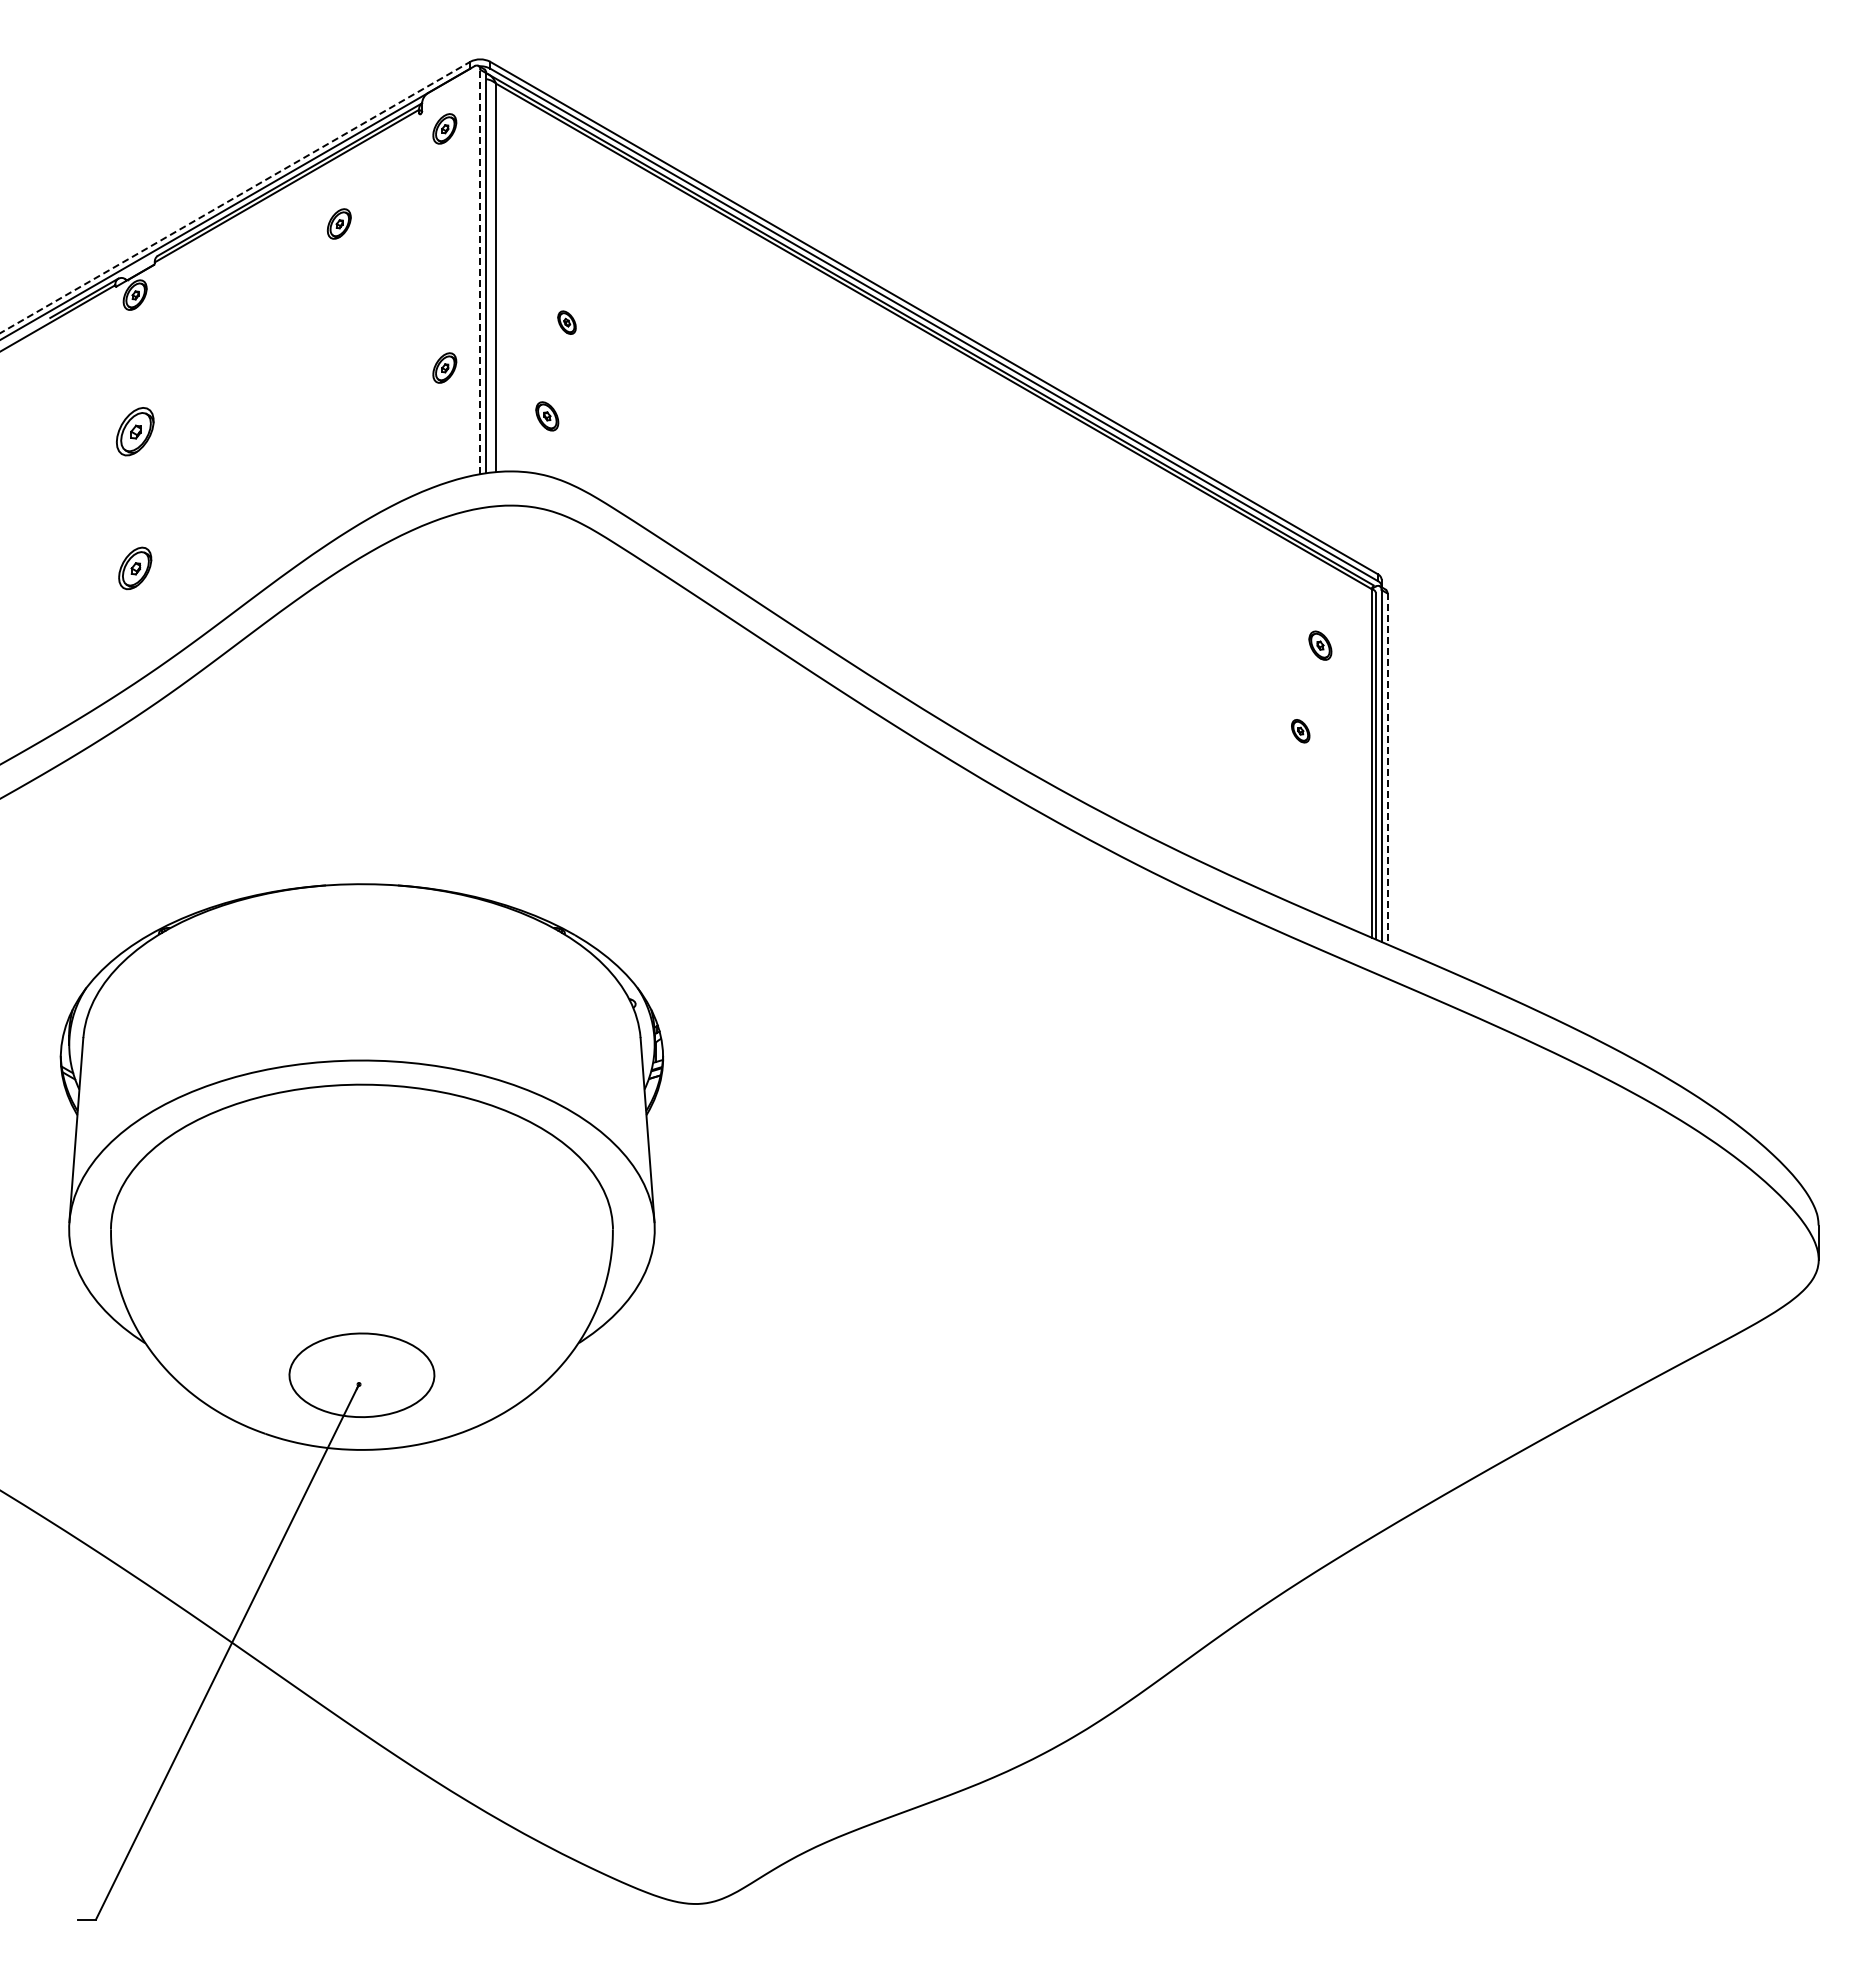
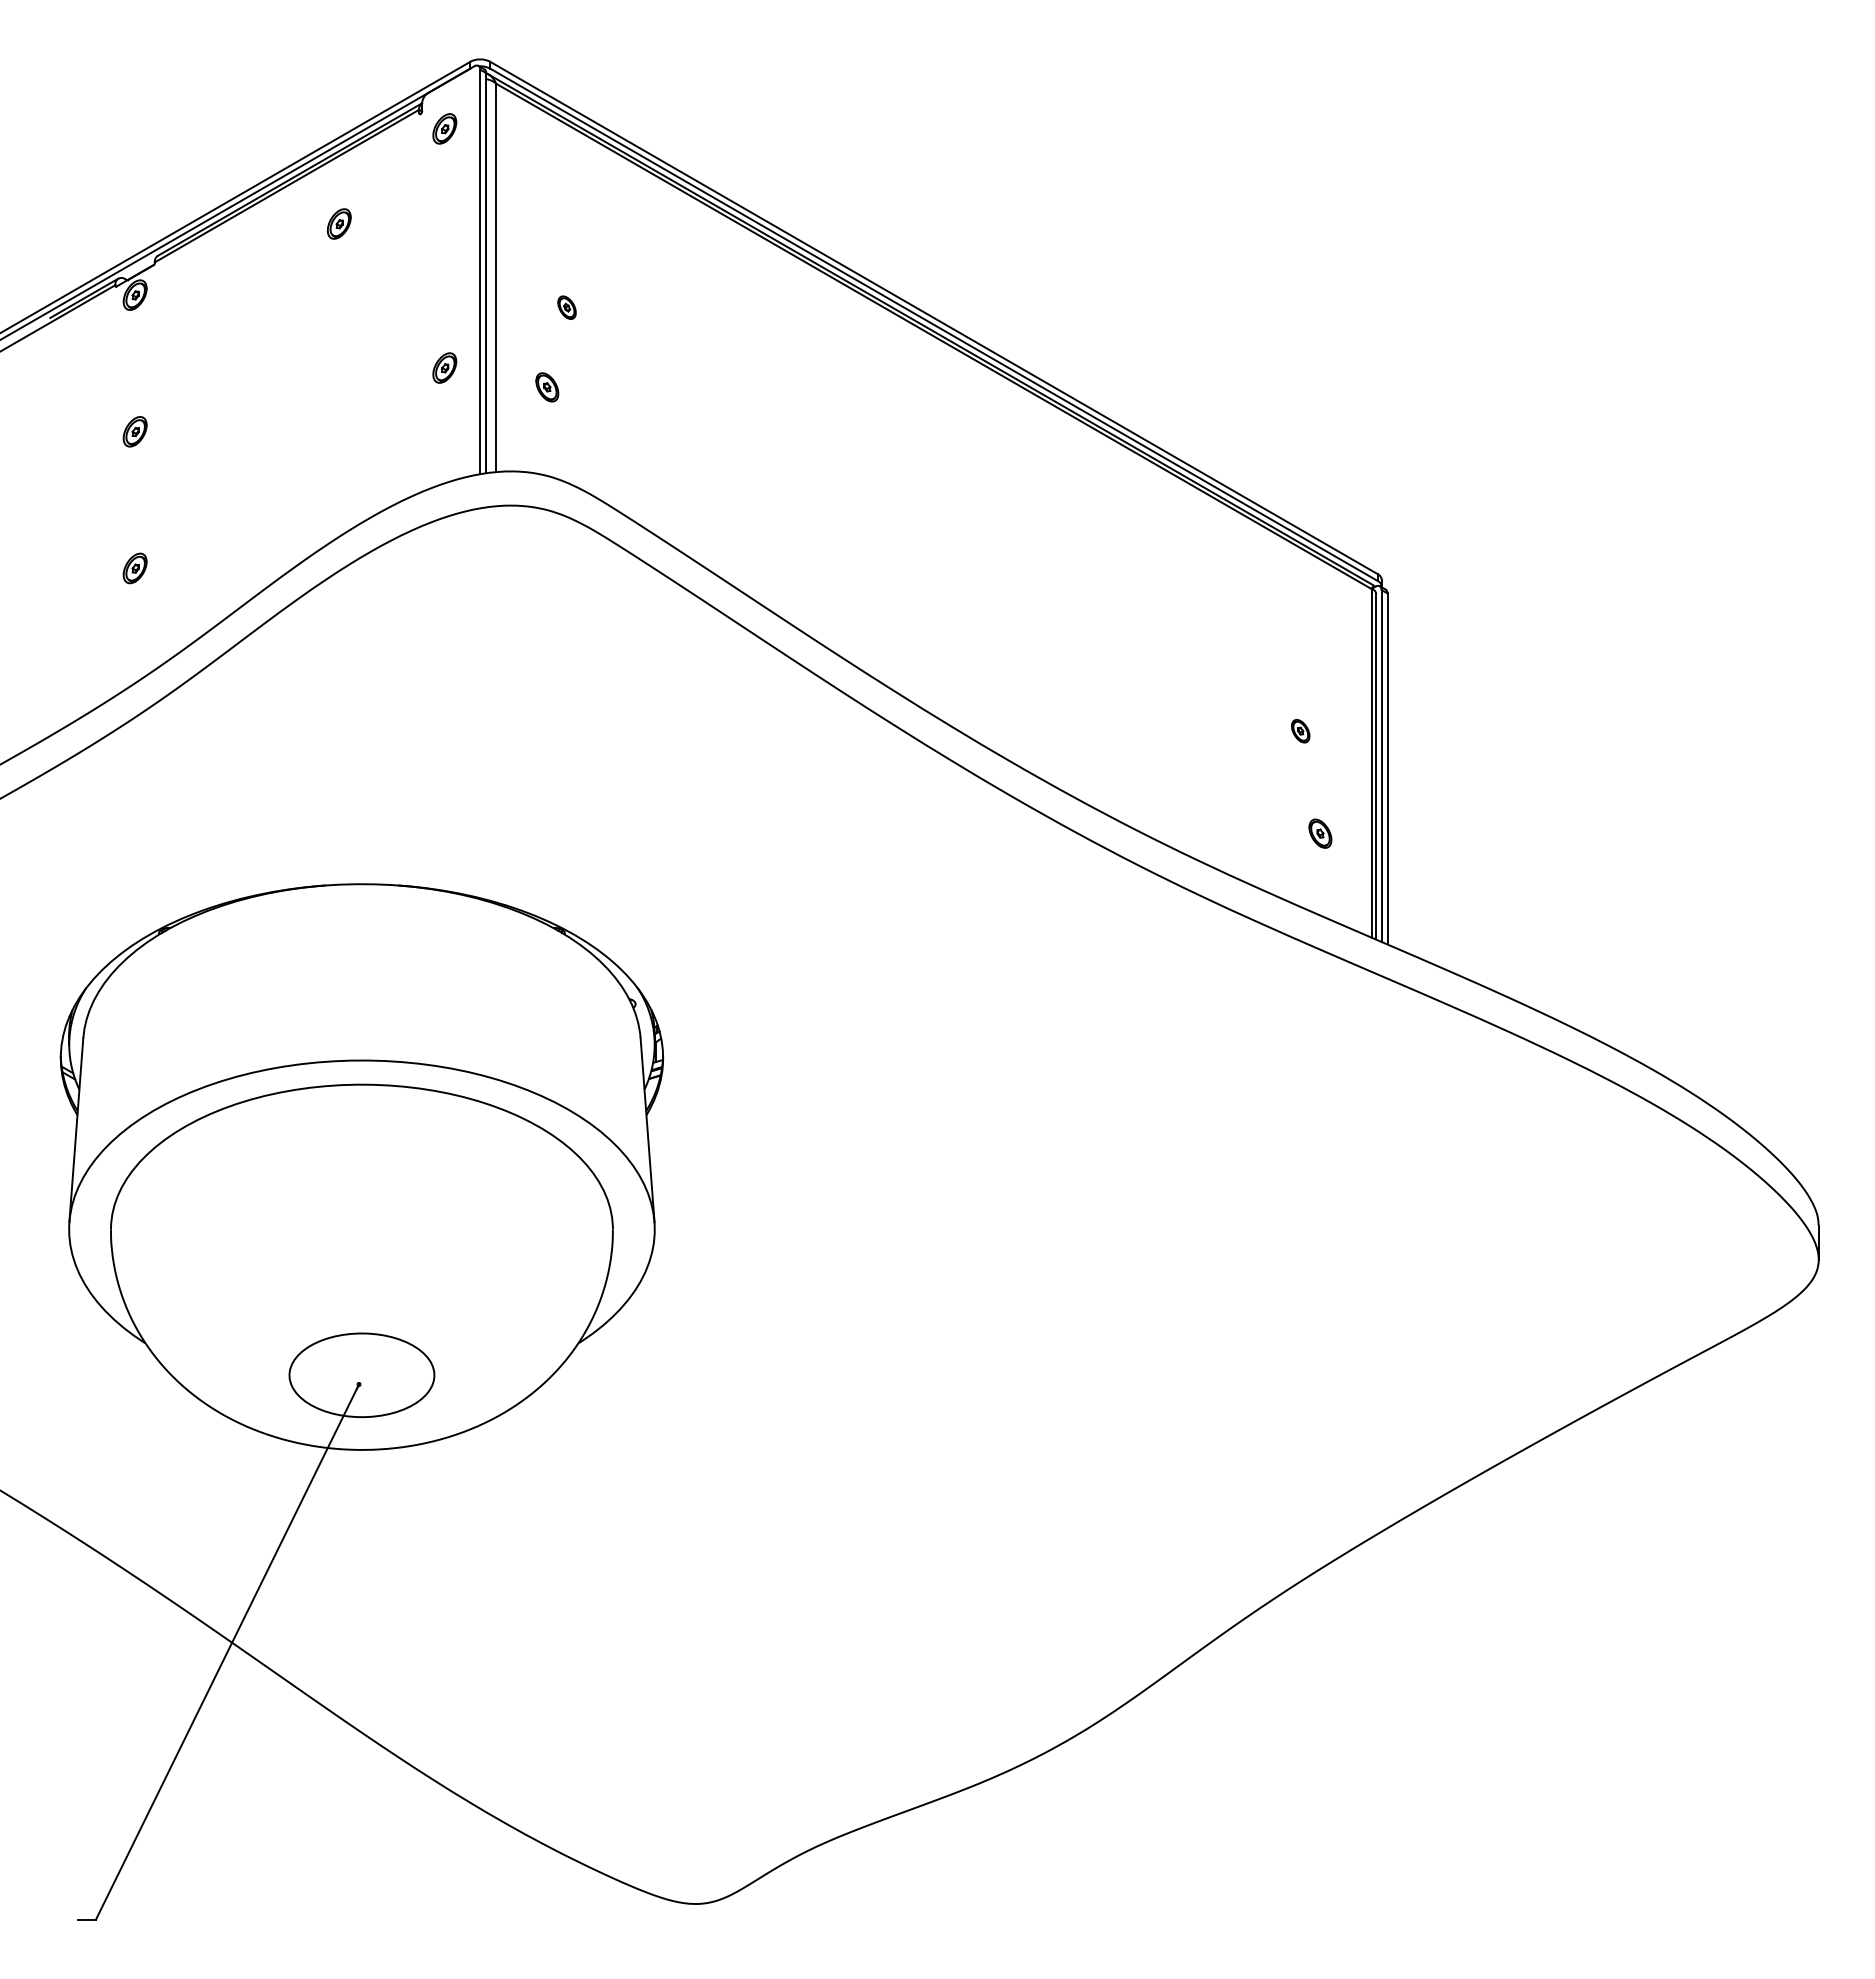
line: dashed -> solid (235, 197)
line: dashed -> solid (480, 271)
part position: (566, 322) -> (566, 307) (566, 307)
part position: (547, 416) -> (547, 387) (547, 387)
part size: 39x50 px -> 26x32 px (134, 431)
part size: 35x45 px -> 26x33 px (134, 568)
part position: (1320, 645) -> (1320, 833) (1320, 833)
line: dashed -> solid (1387, 768)
